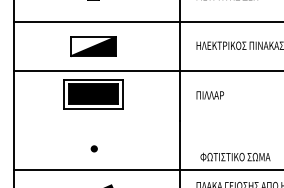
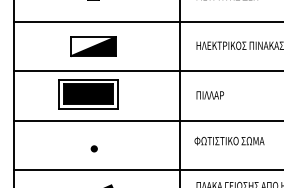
part position: (93, 94) -> (88, 94) (88, 94)
line: none -> present (146, 120)
text position: (235, 156) -> (229, 140) (229, 140)
